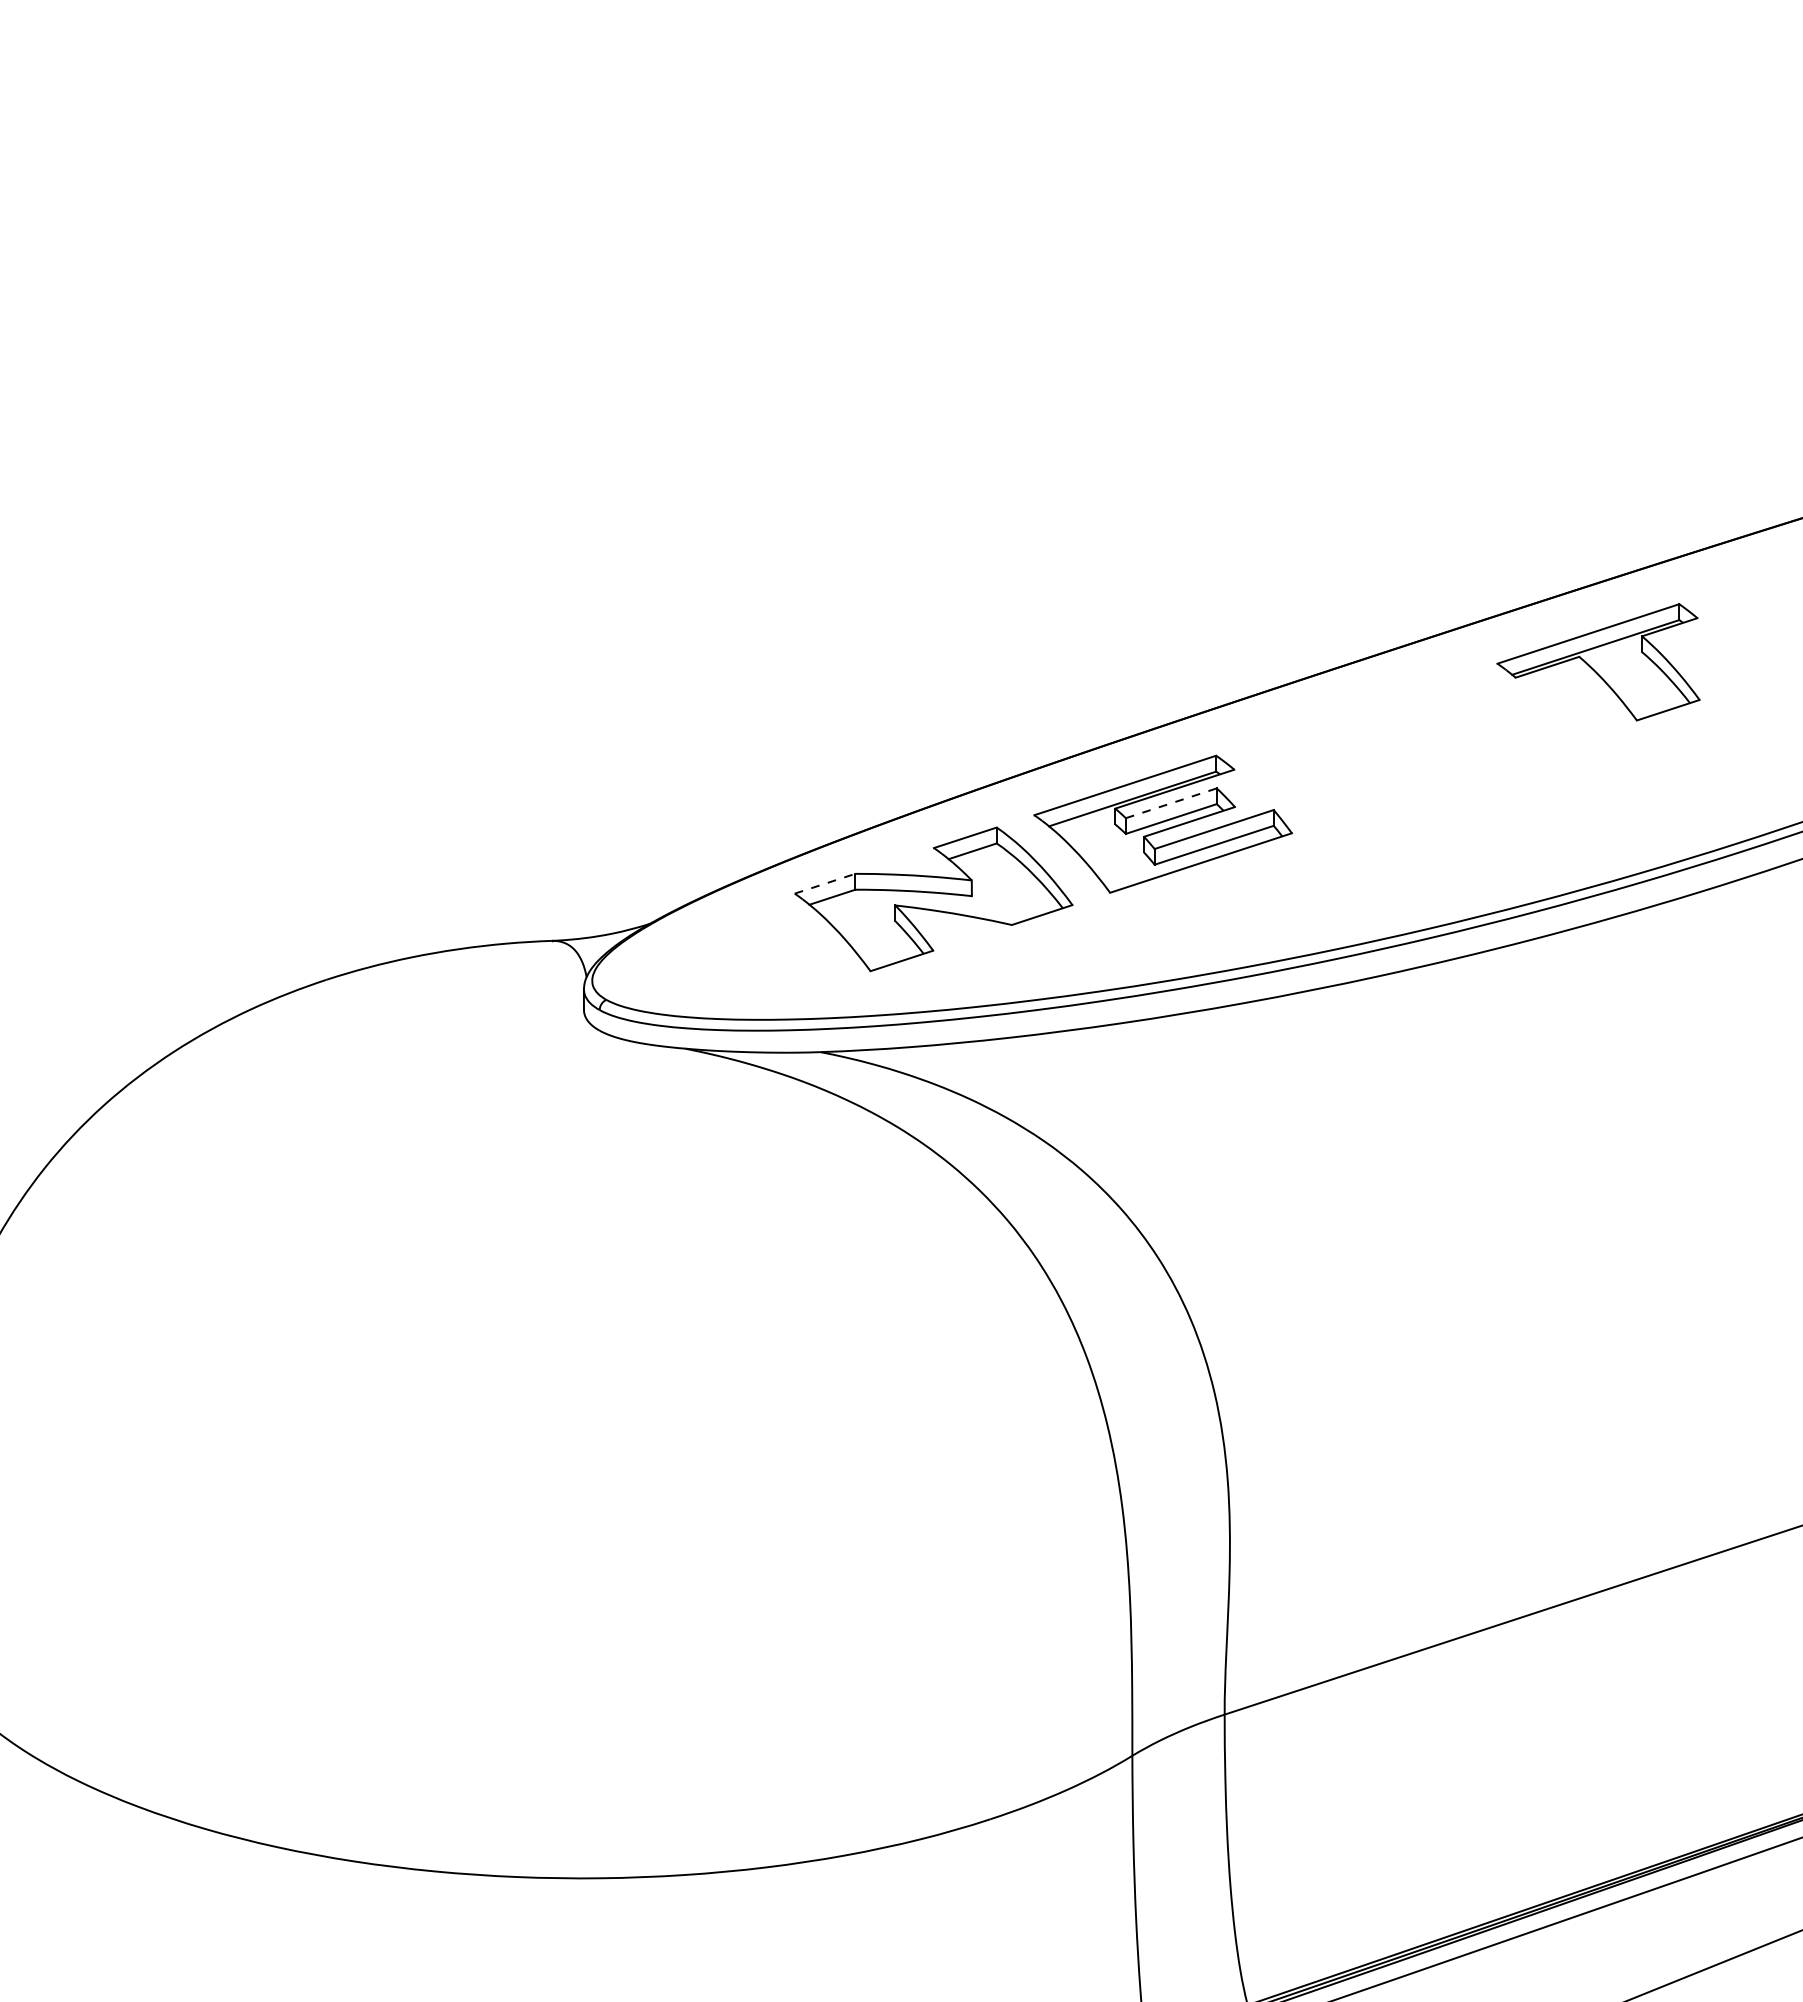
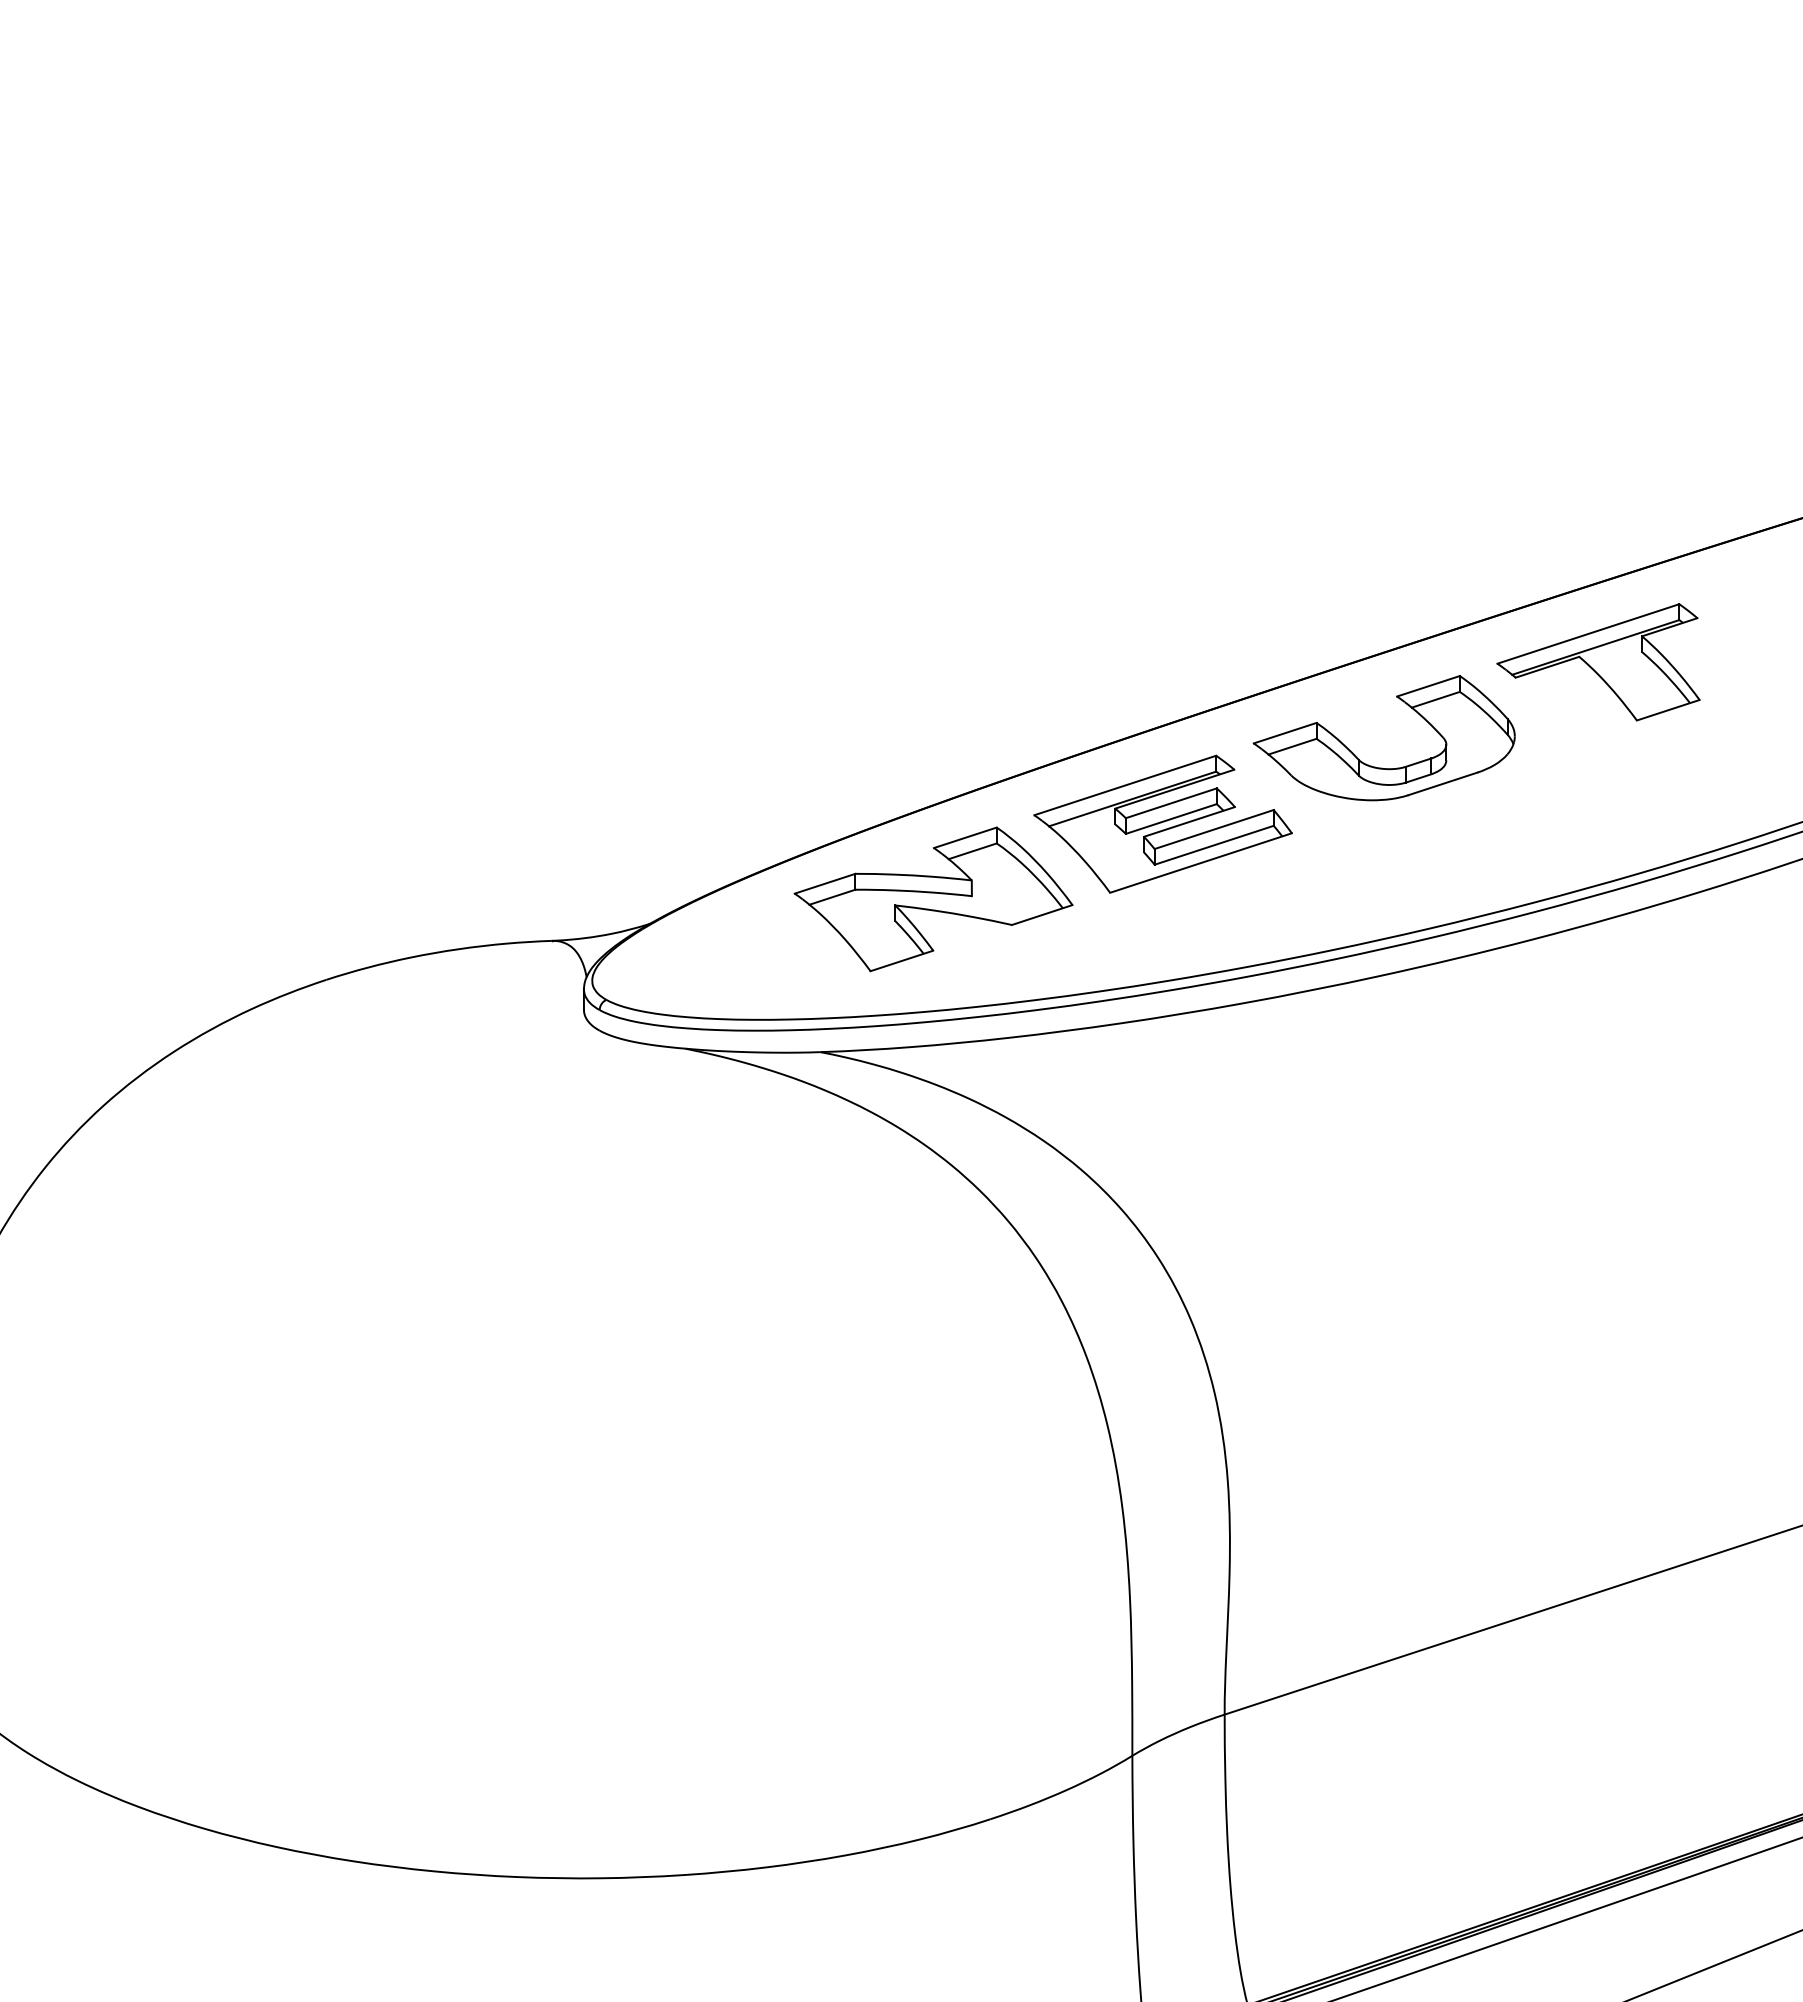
part: none -> present (1382, 767)
line: dashed -> solid (1171, 803)
line: dashed -> solid (825, 883)
